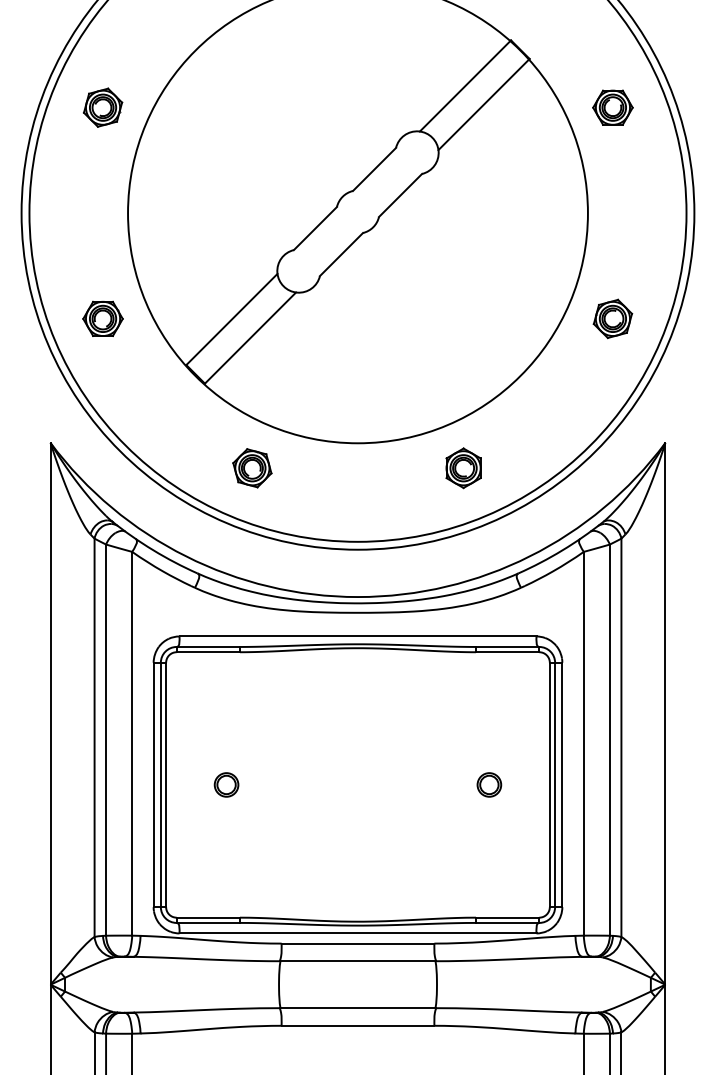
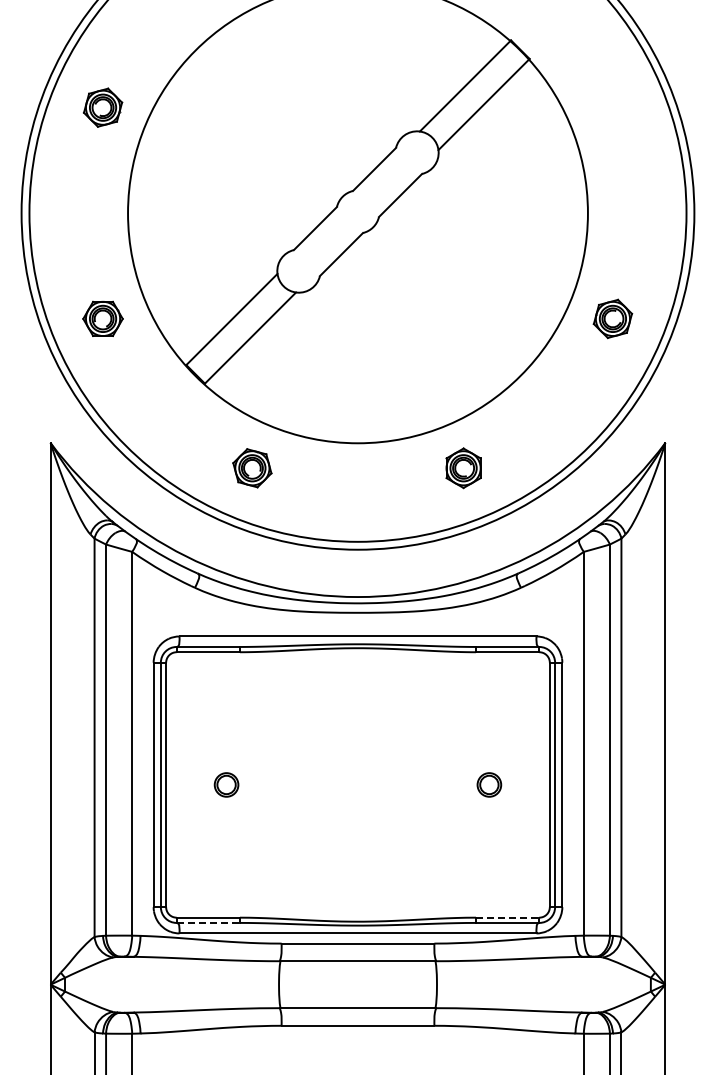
part: present -> none (612, 107)
line: solid -> dashed (507, 917)
line: solid -> dashed (208, 922)
